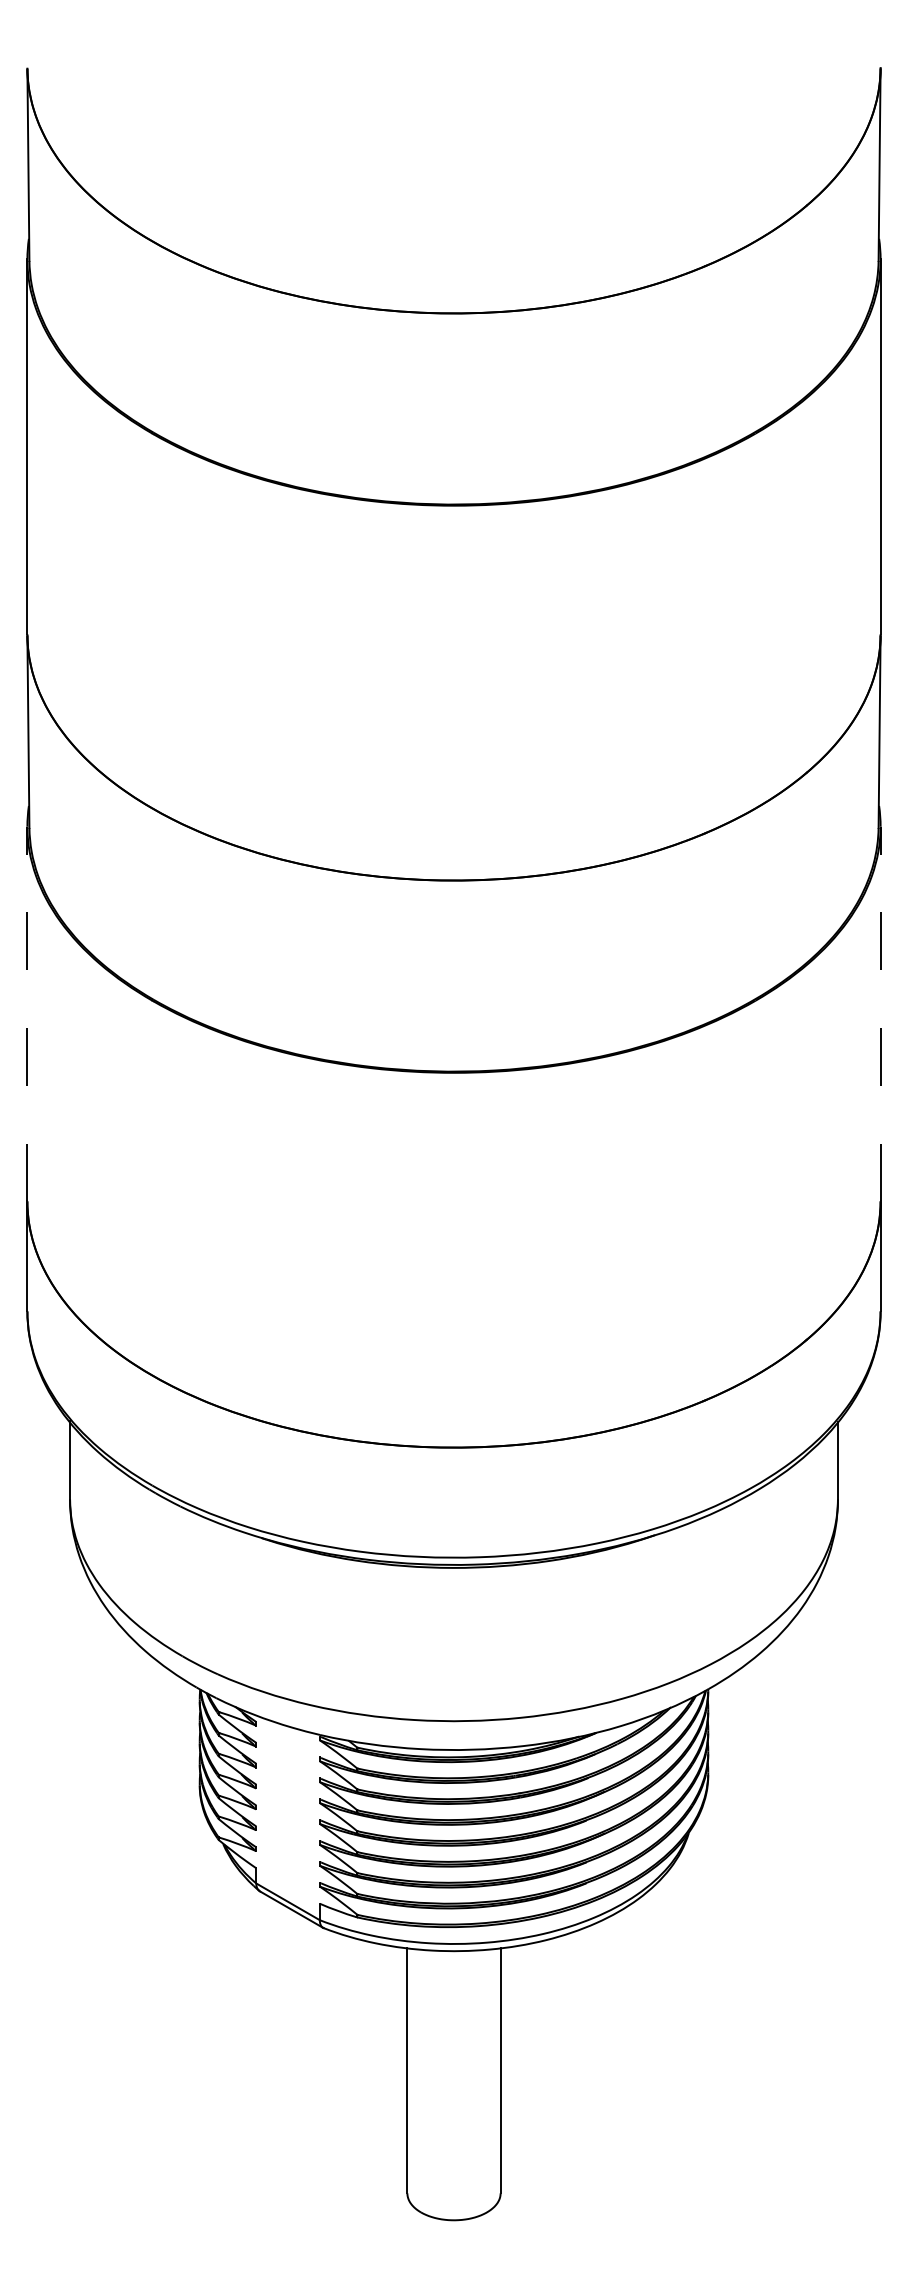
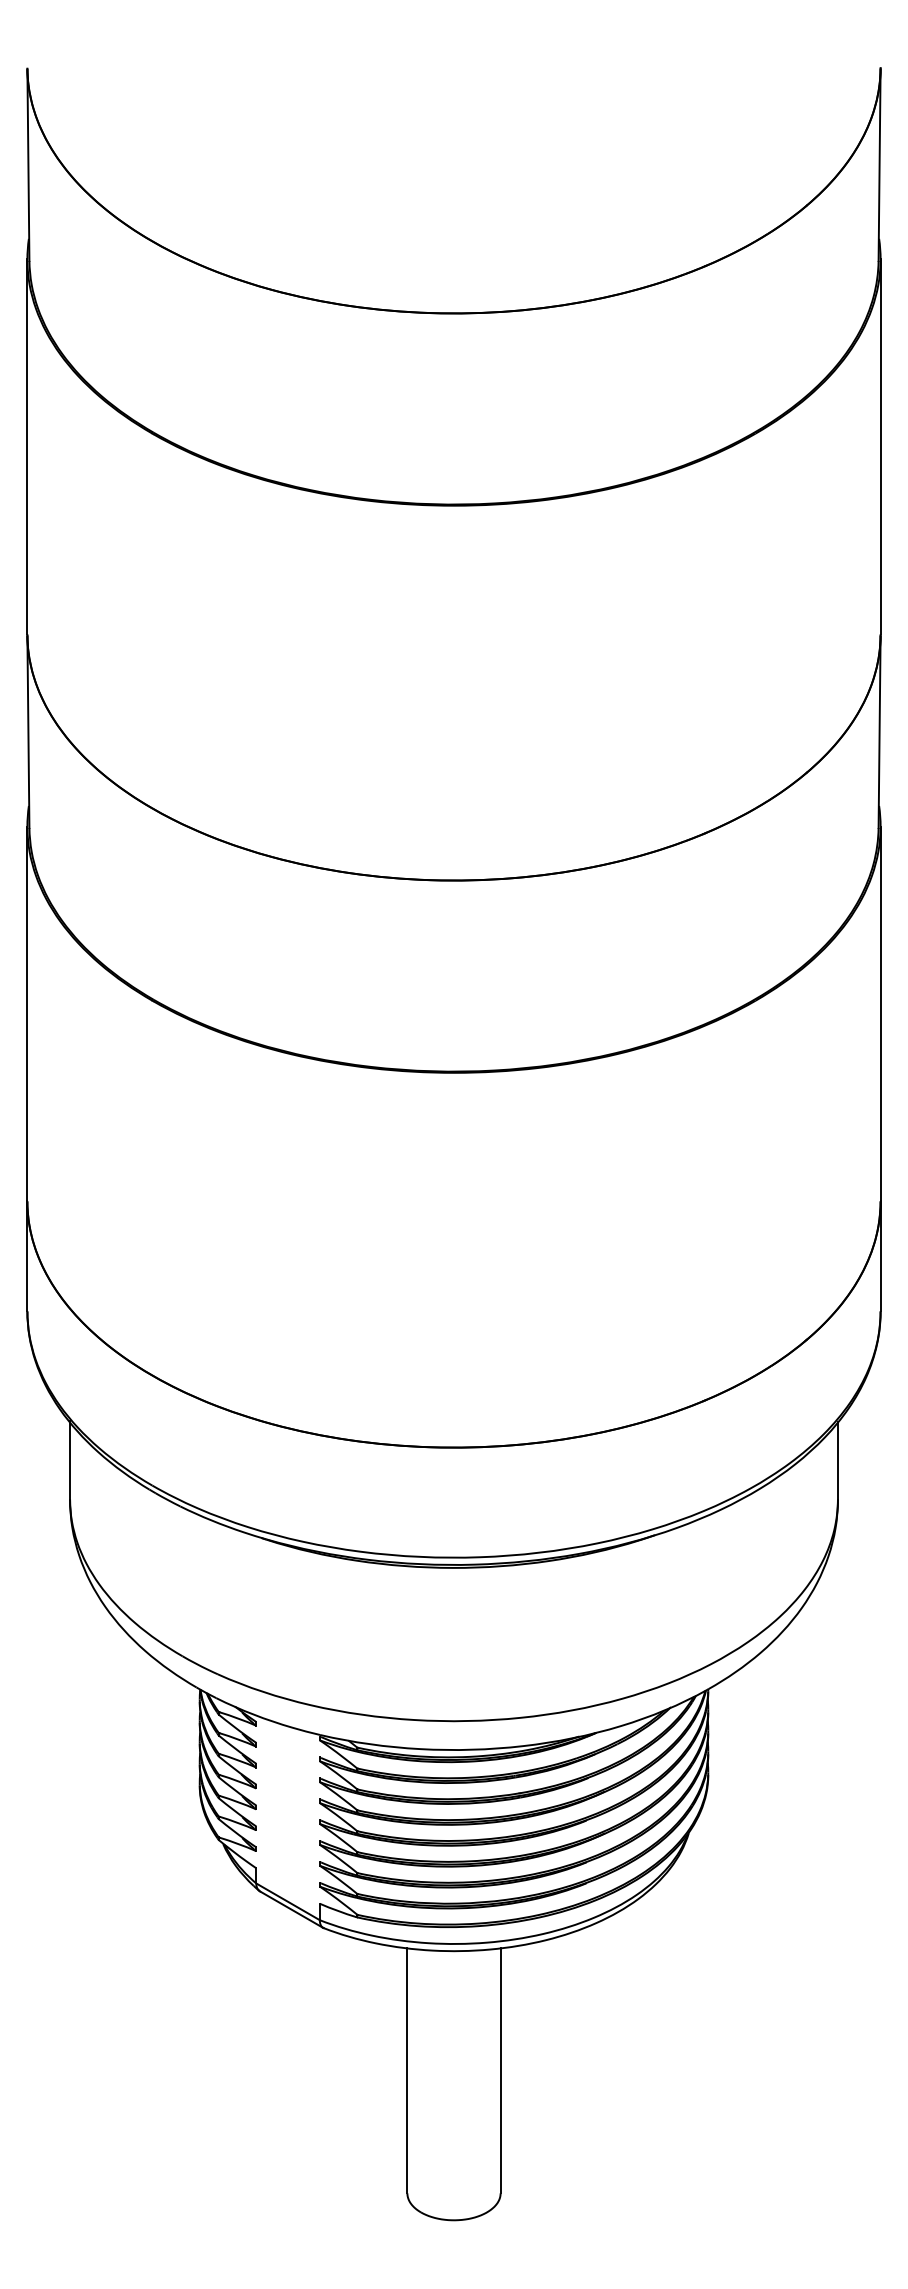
line: dashed -> solid (27, 1013)
line: dashed -> solid (880, 1013)
